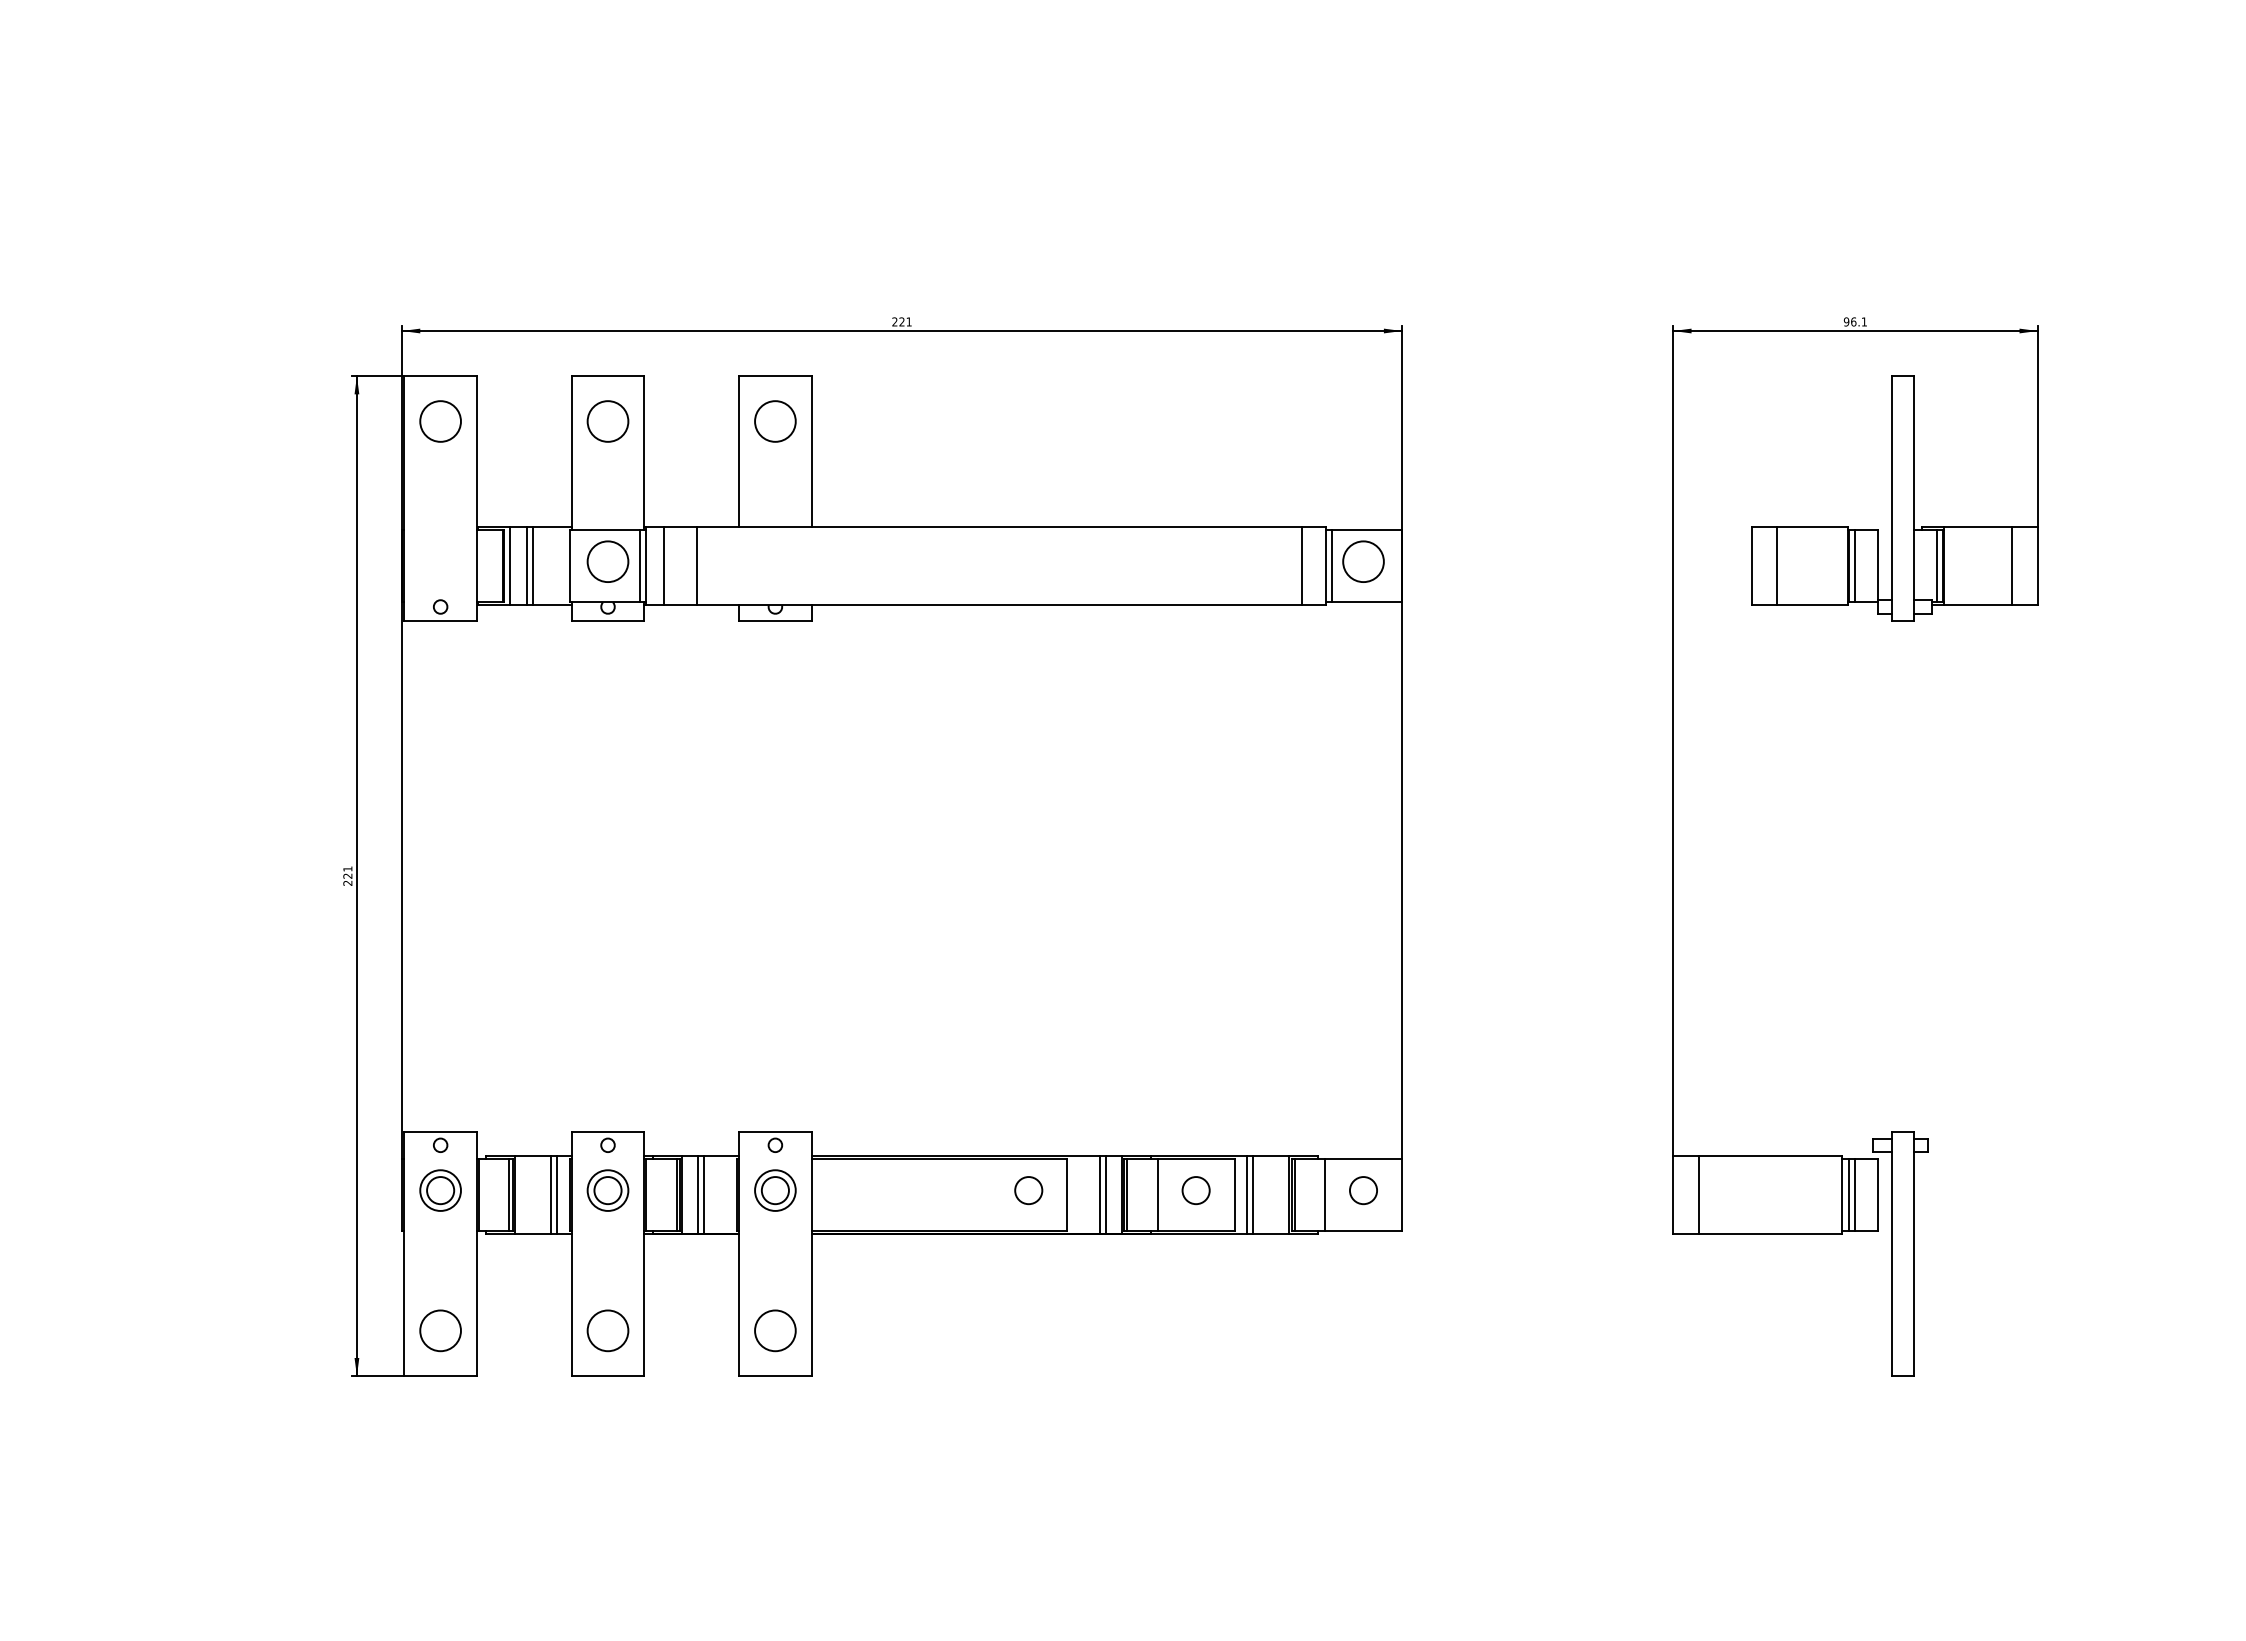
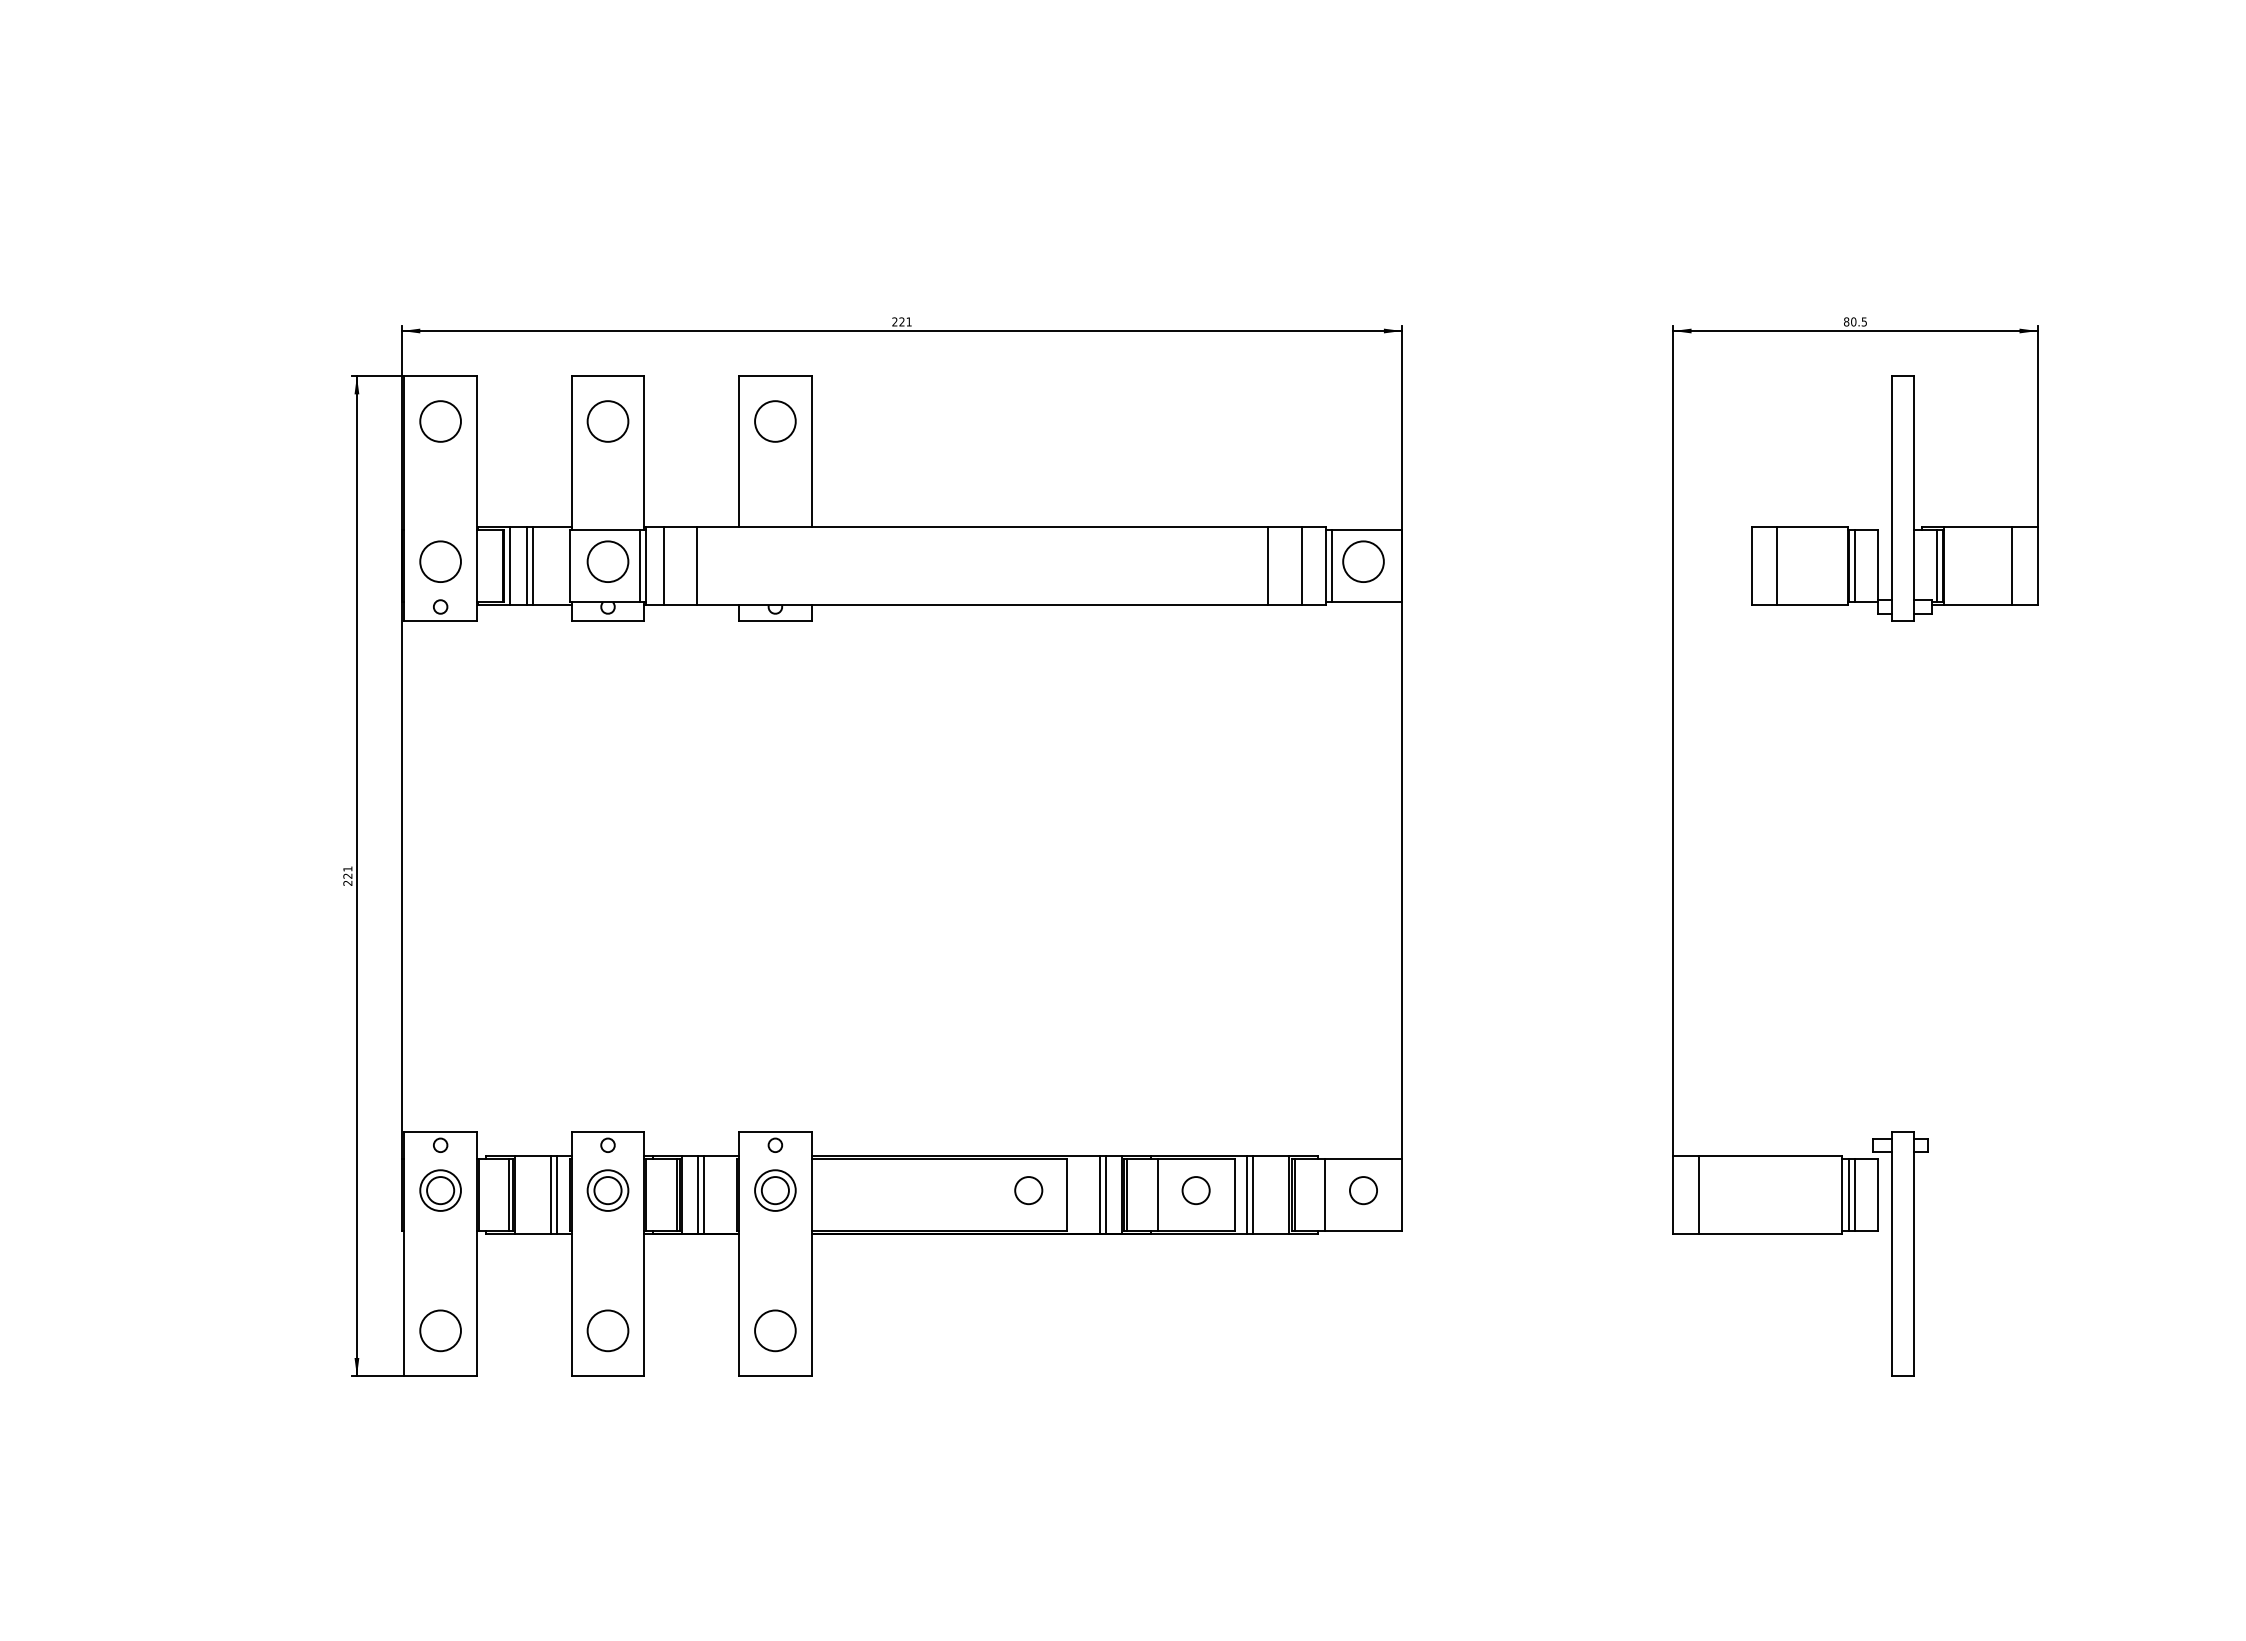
text: 96.1 -> 80.5 (1854, 321)
circle: none -> present (440, 561)
line: none -> present (1268, 566)
